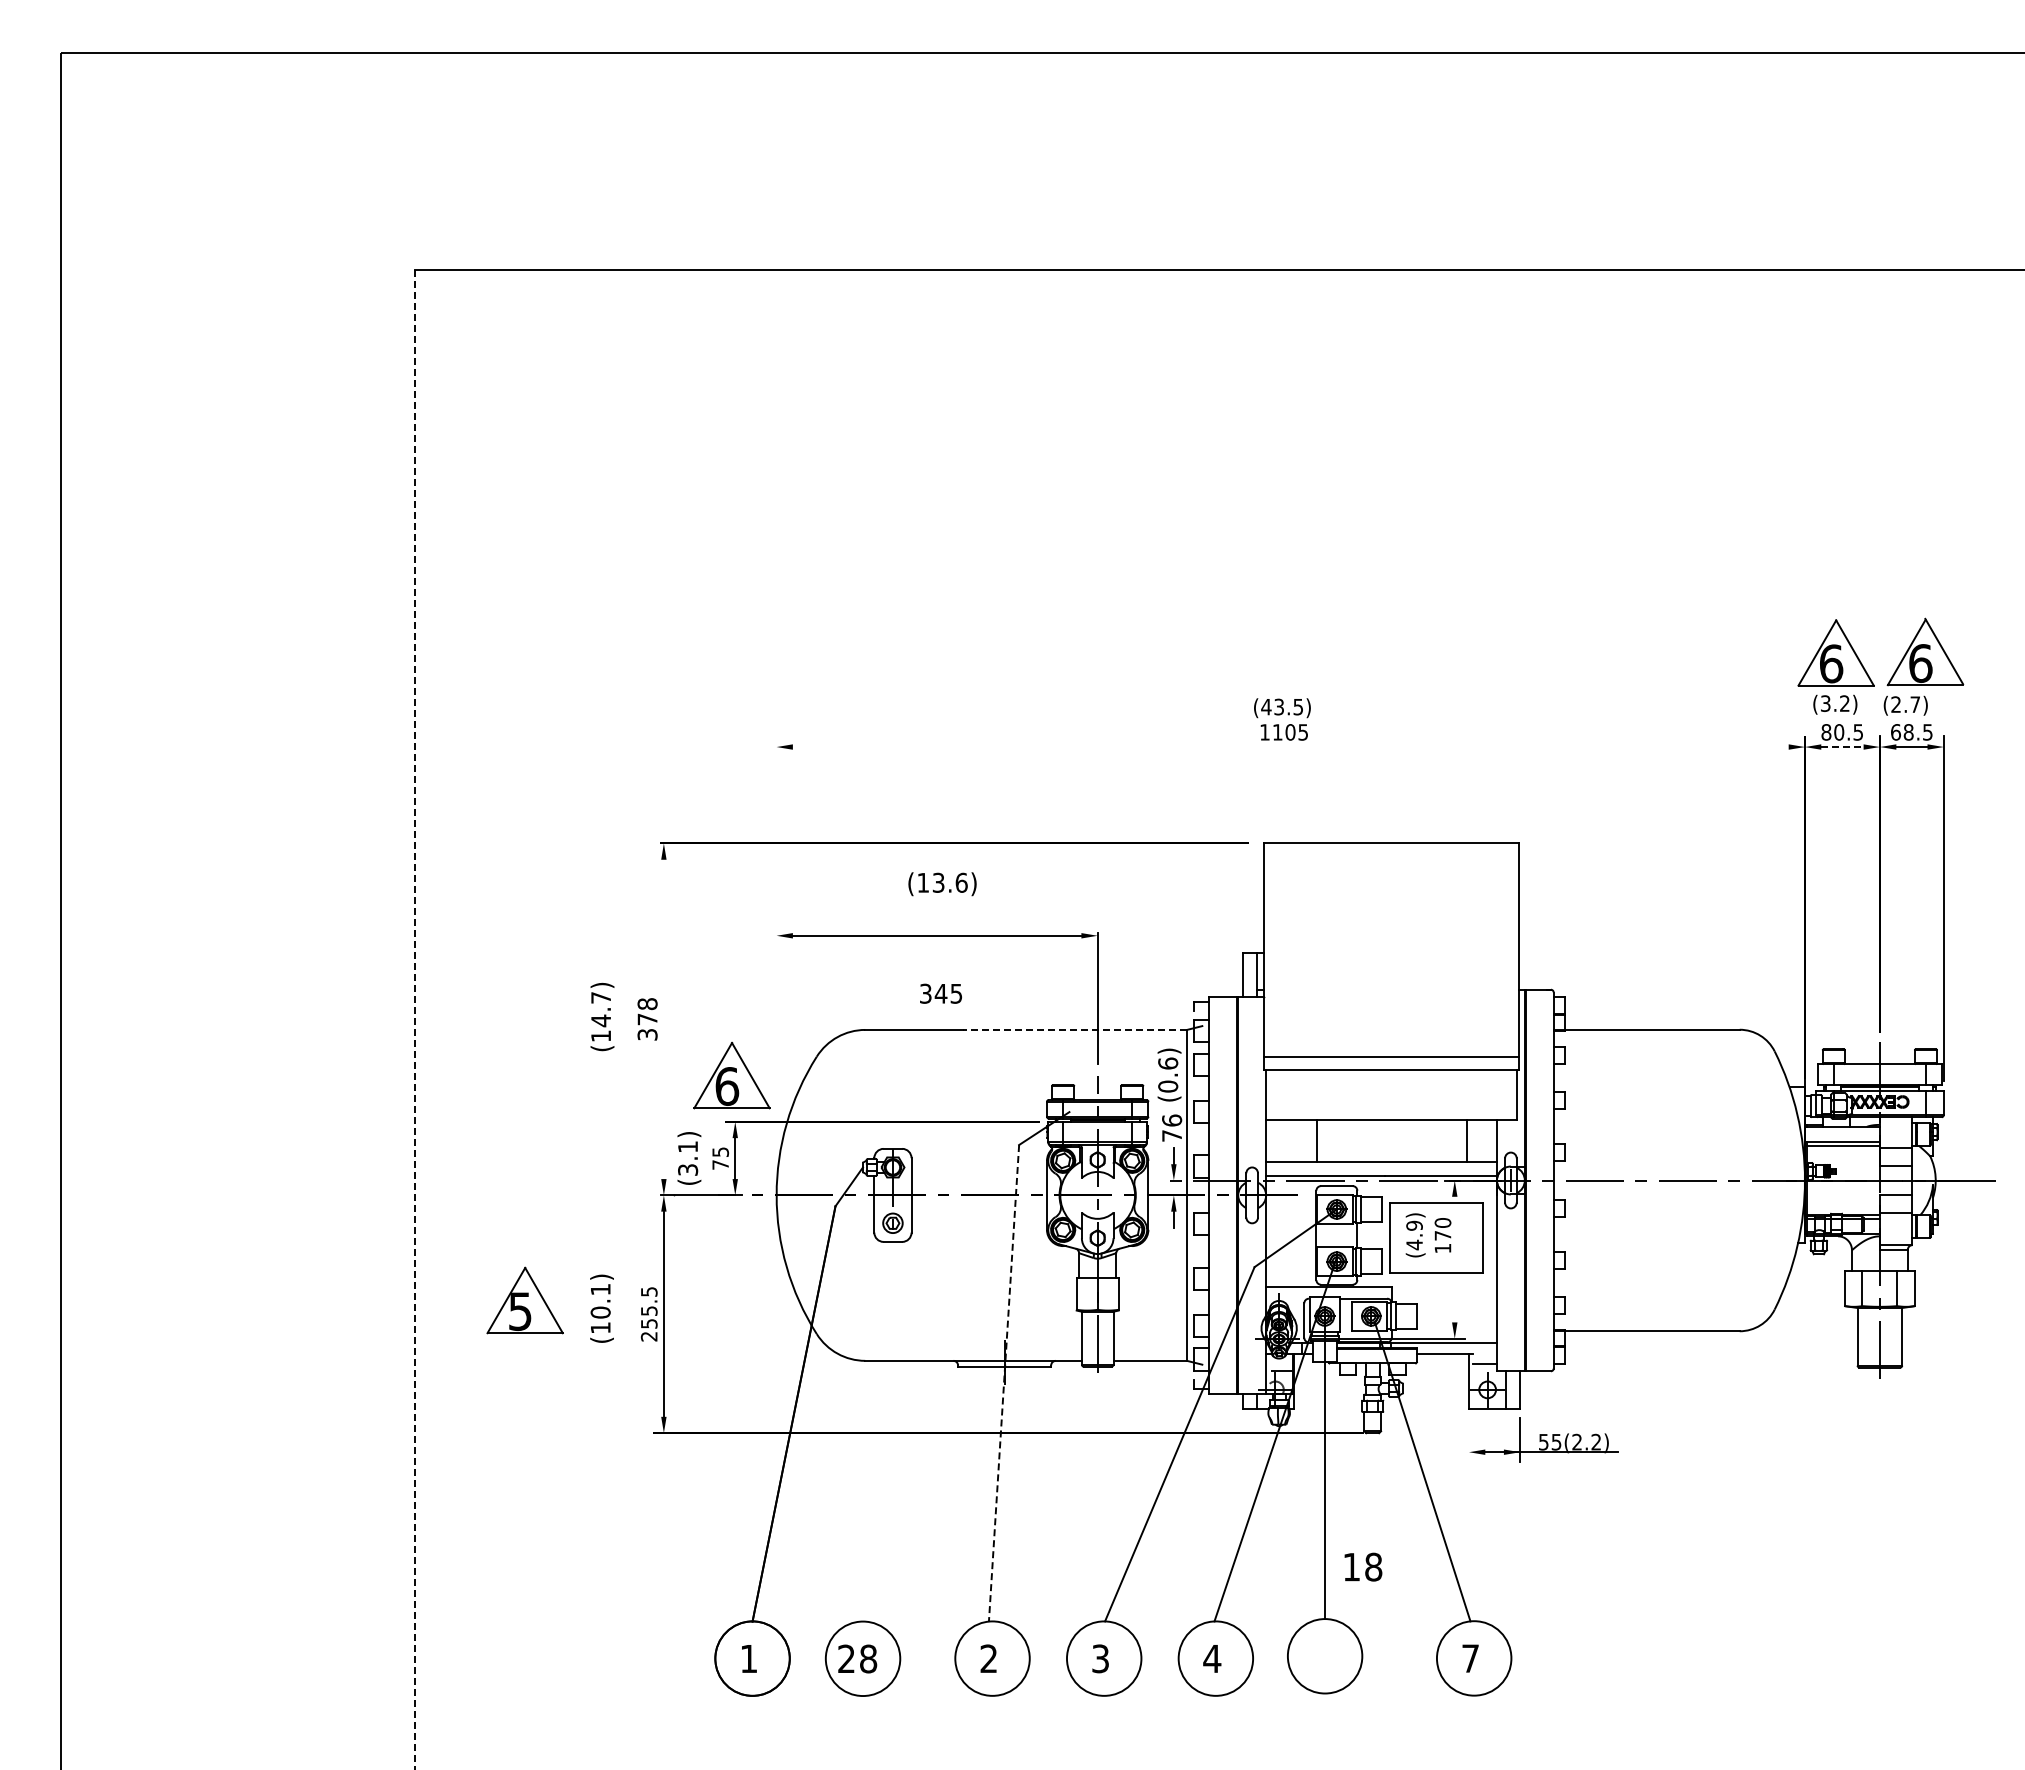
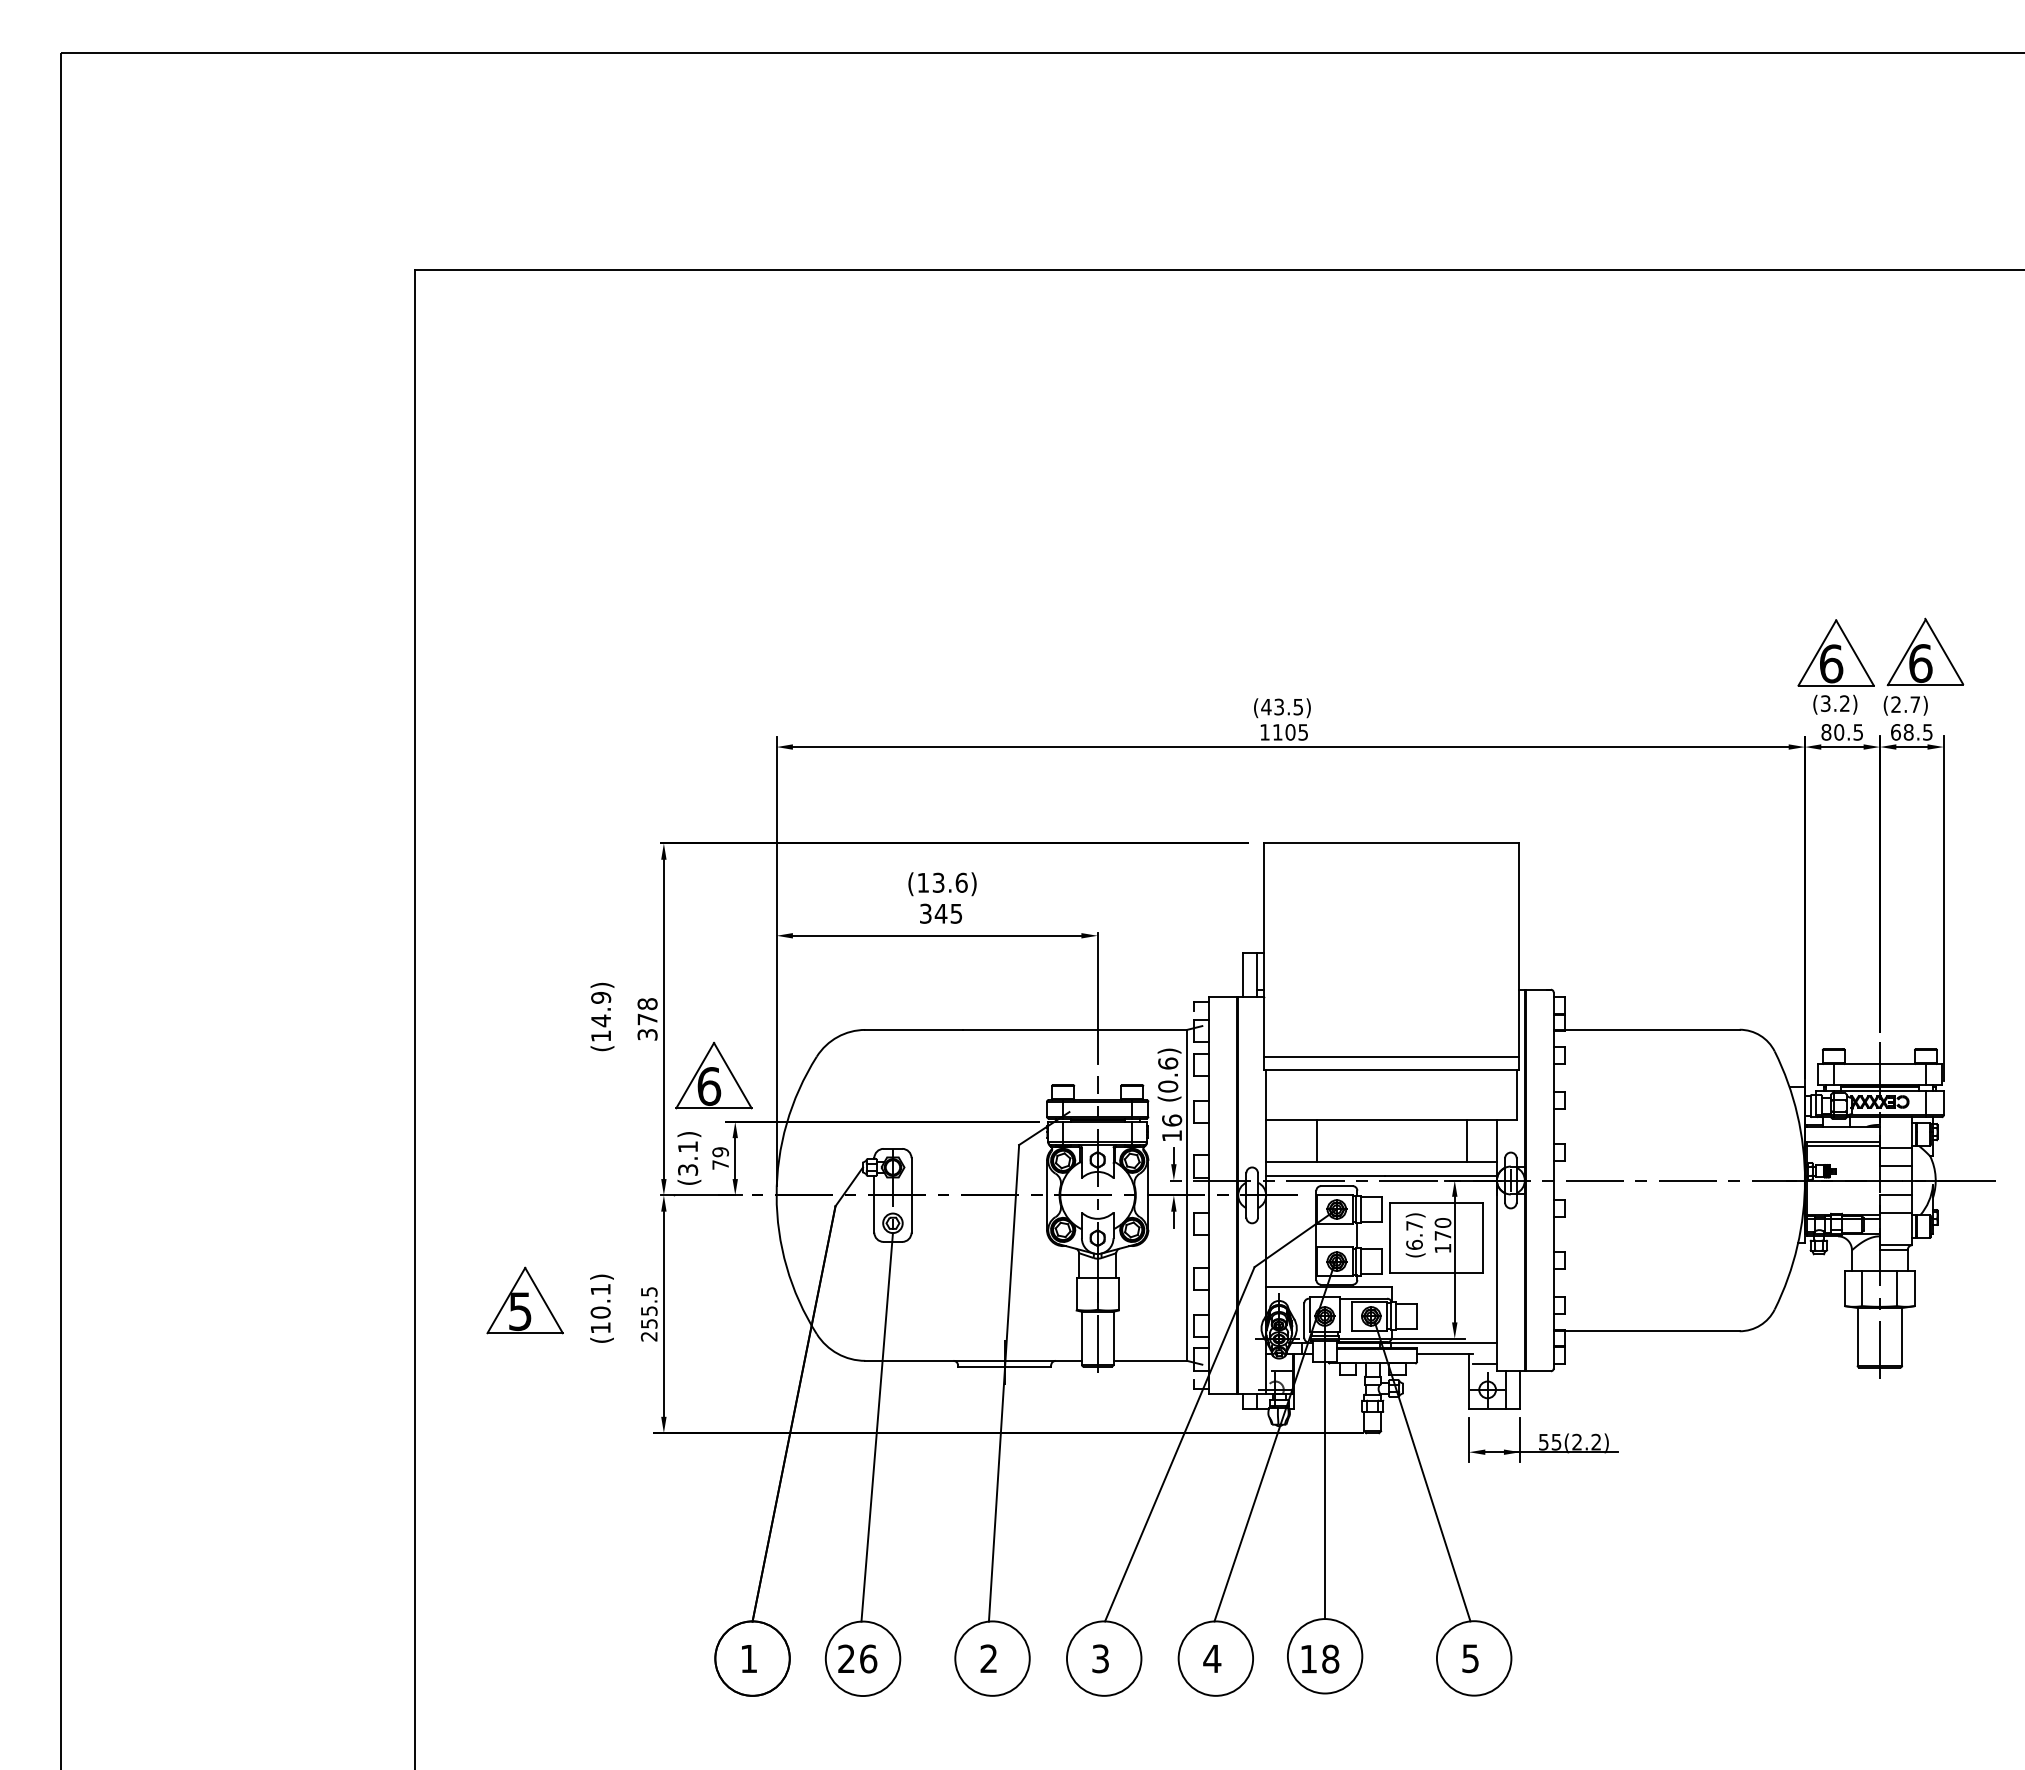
line: none -> present (1290, 747)
line: dashed -> solid (1842, 747)
line: none -> present (776, 961)
text position: (940, 993) -> (940, 913) (940, 913)
text: (14.7) -> (14.9) (601, 997)
line: none -> present (663, 1019)
line: dashed -> solid (415, 1020)
line: dashed -> solid (1074, 1029)
part position: (731, 1075) -> (713, 1075) (713, 1075)
text: 76 -> 16 (1171, 1135)
text: 75 -> 79 (720, 1152)
text: (4.9) -> (6.7) (1414, 1235)
line: none -> present (1454, 1259)
line: dashed -> solid (1004, 1383)
line: none -> present (876, 1427)
line: none -> present (1469, 1439)
text position: (1363, 1566) -> (1320, 1658) (1320, 1658)
text: 28 -> 26 (868, 1658)
text: 7 -> 5 (1470, 1658)
